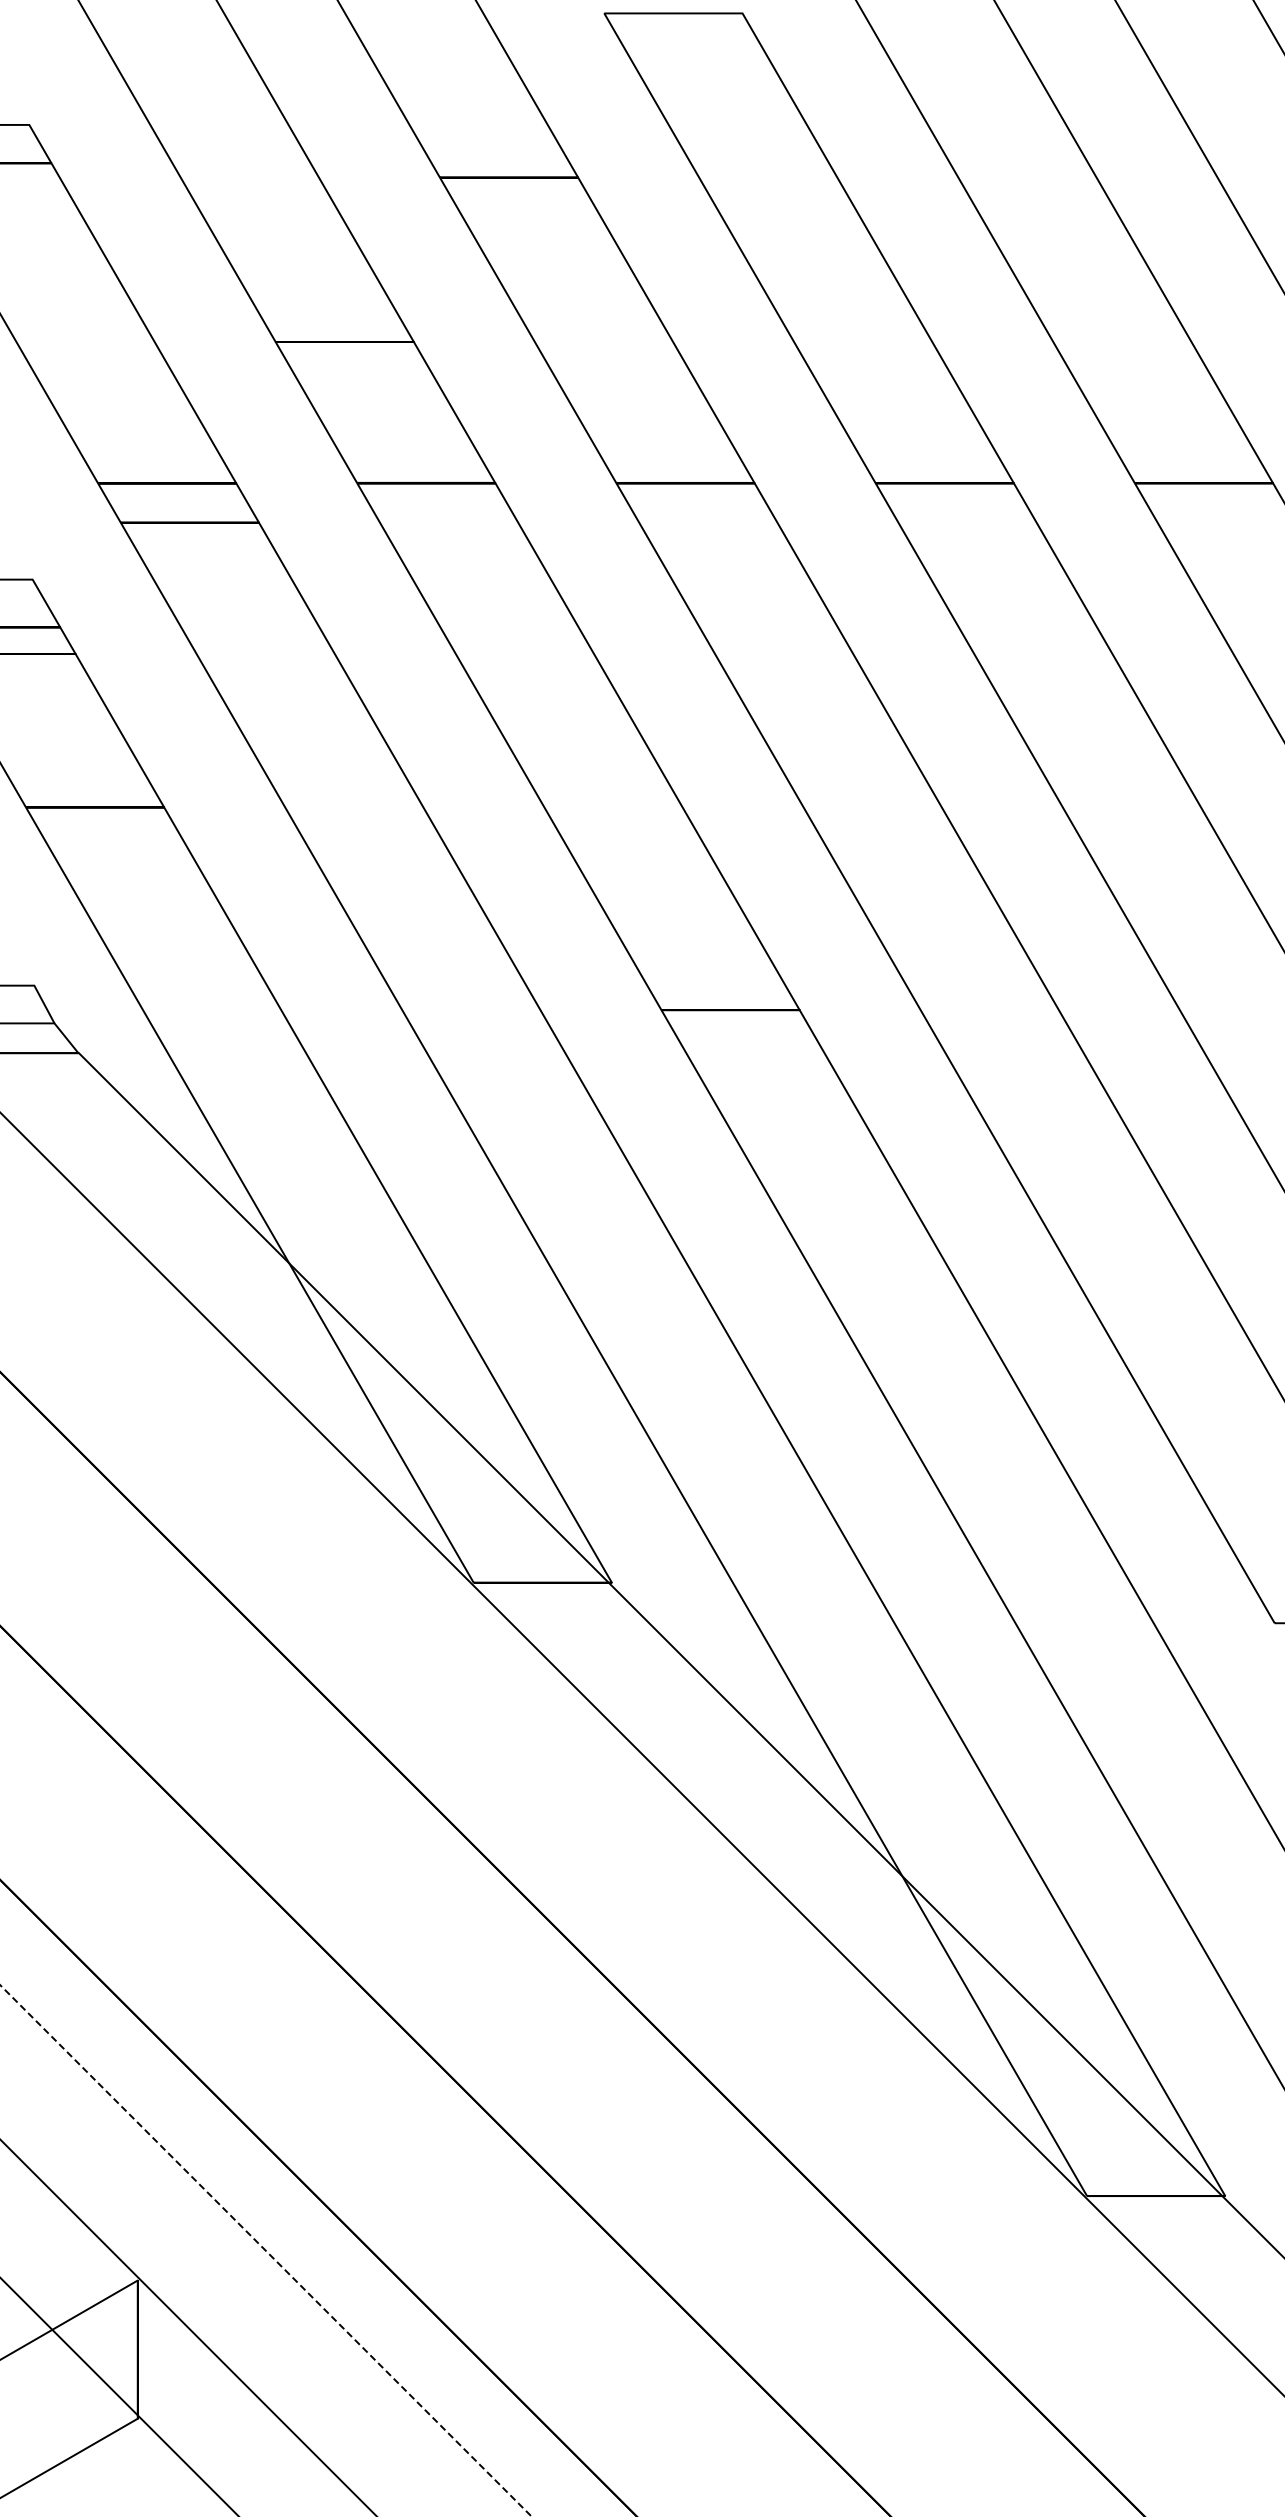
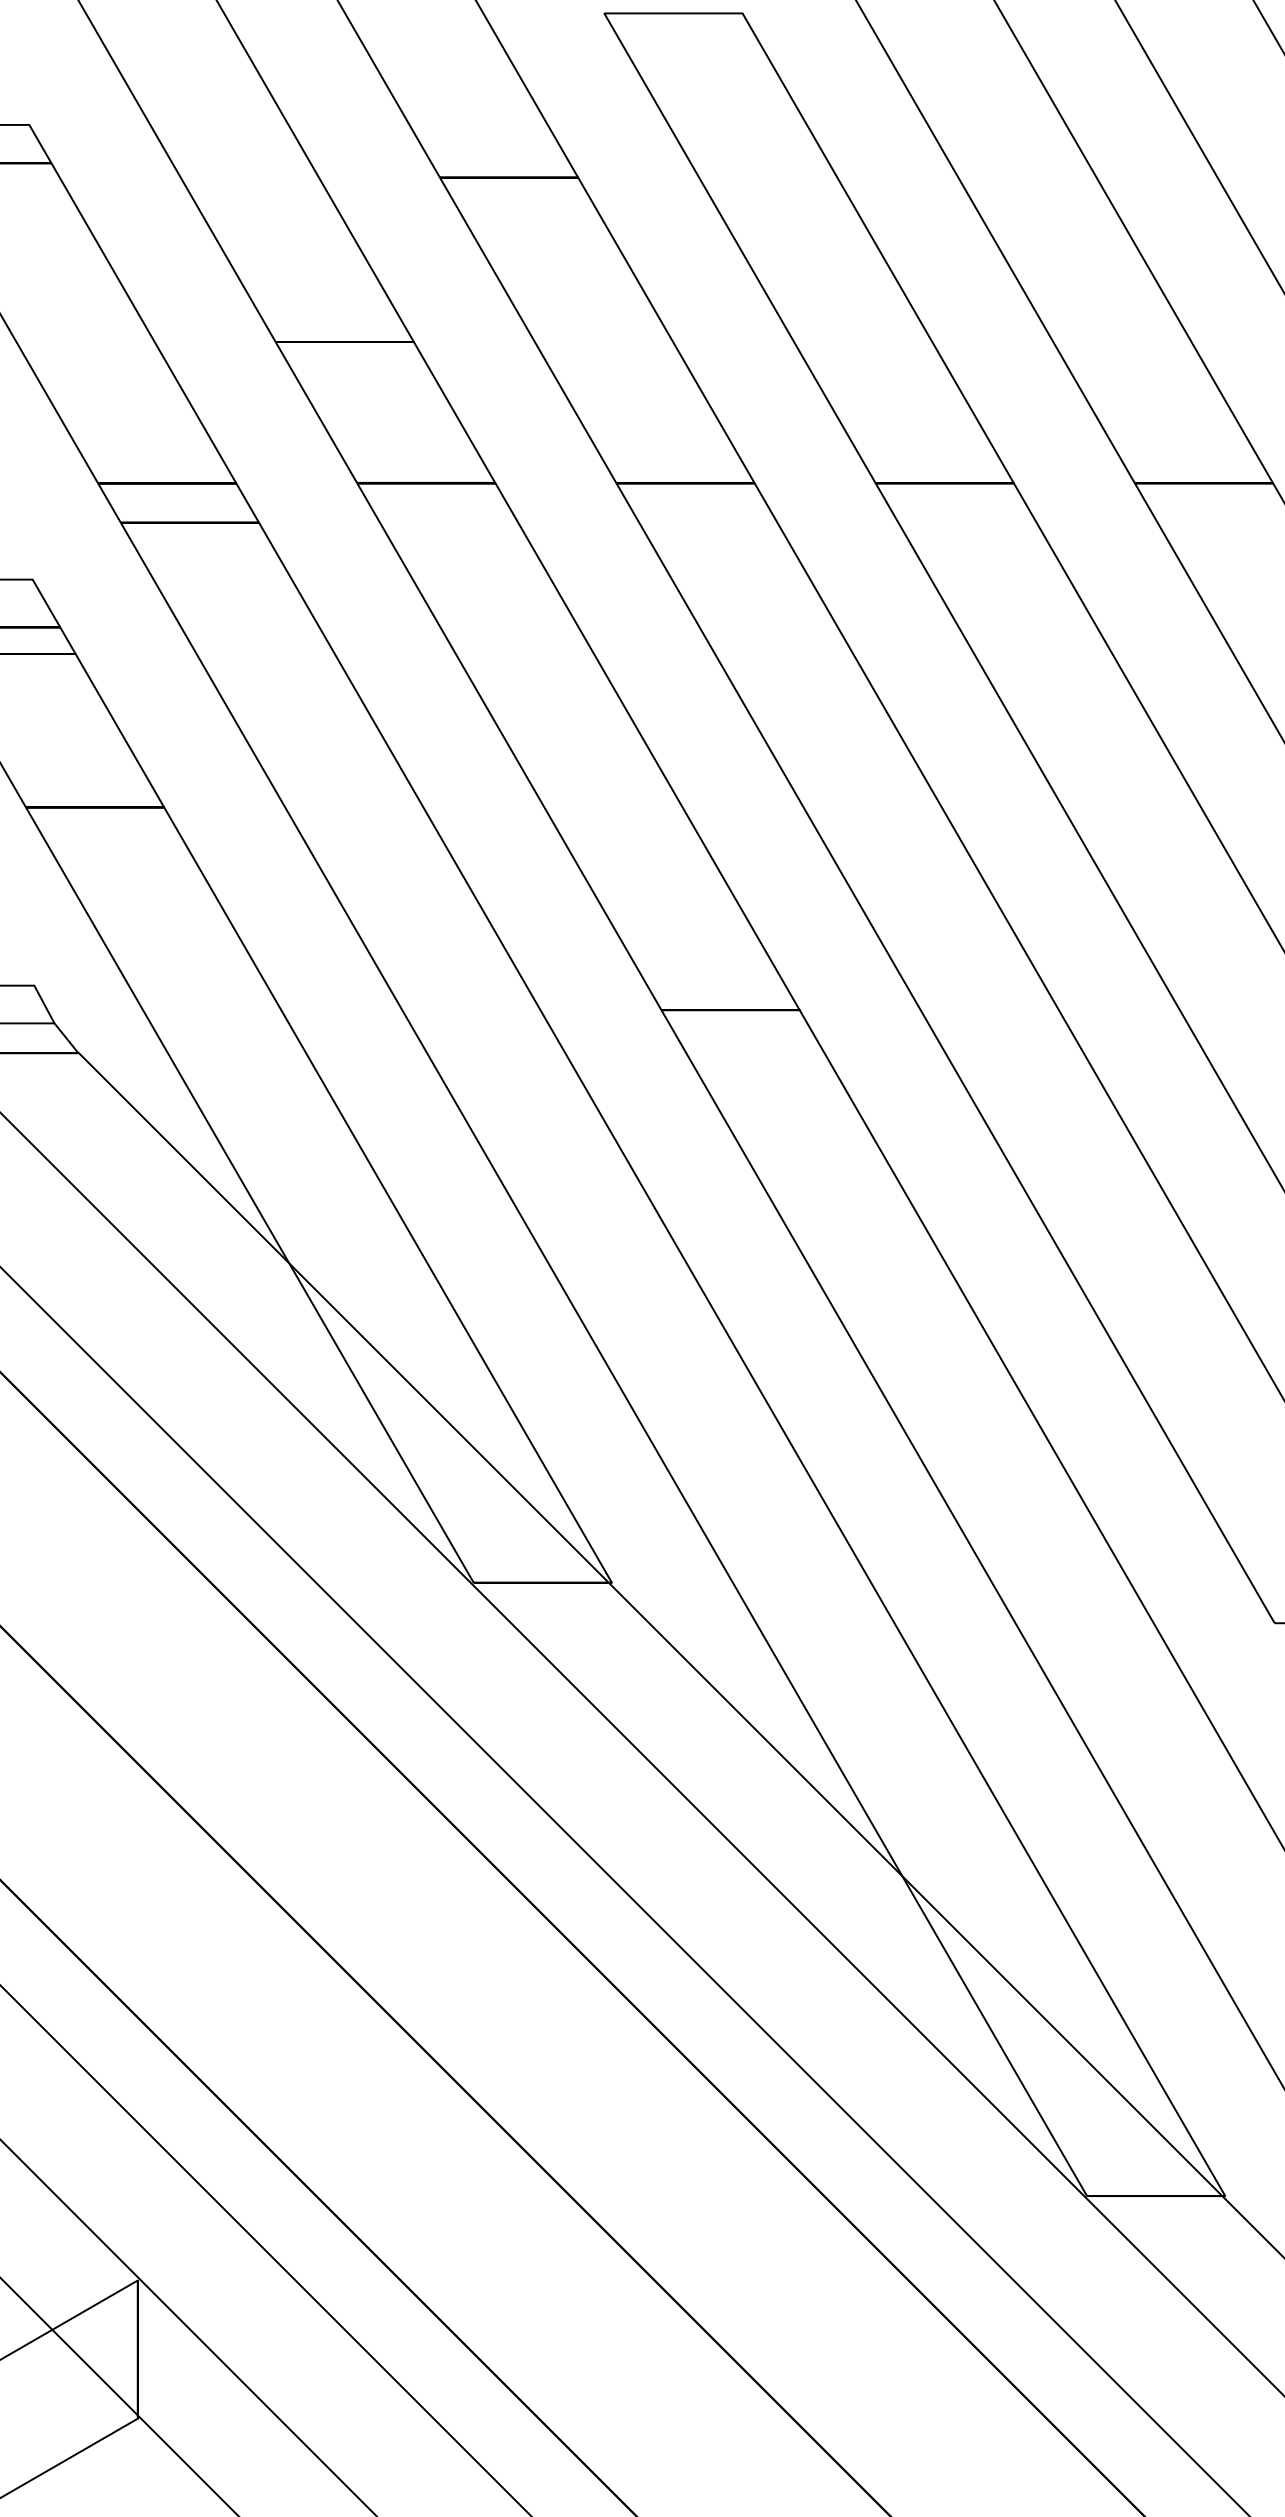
line: none -> present (624, 1891)
line: dashed -> solid (265, 2250)
